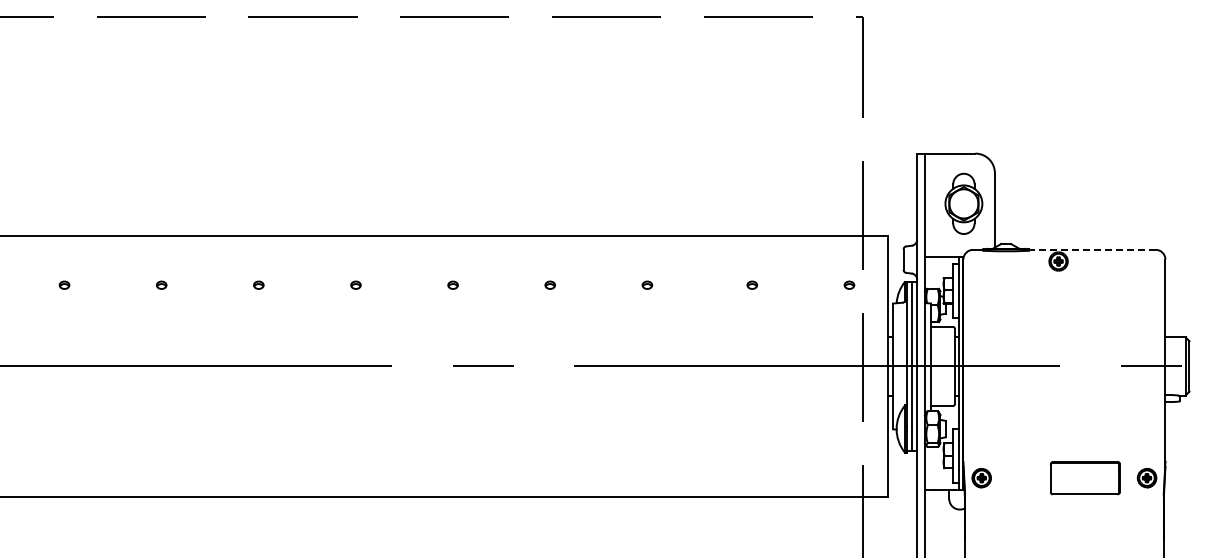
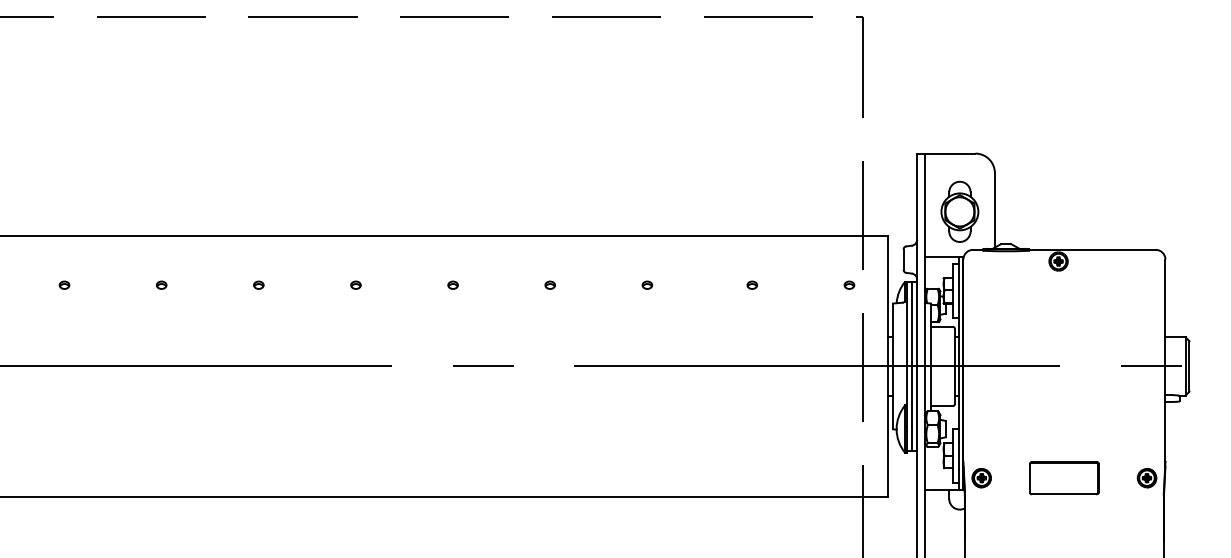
part position: (963, 203) -> (959, 211) (959, 211)
line: dashed -> solid (1092, 249)
part position: (1085, 478) -> (1064, 478) (1064, 478)
